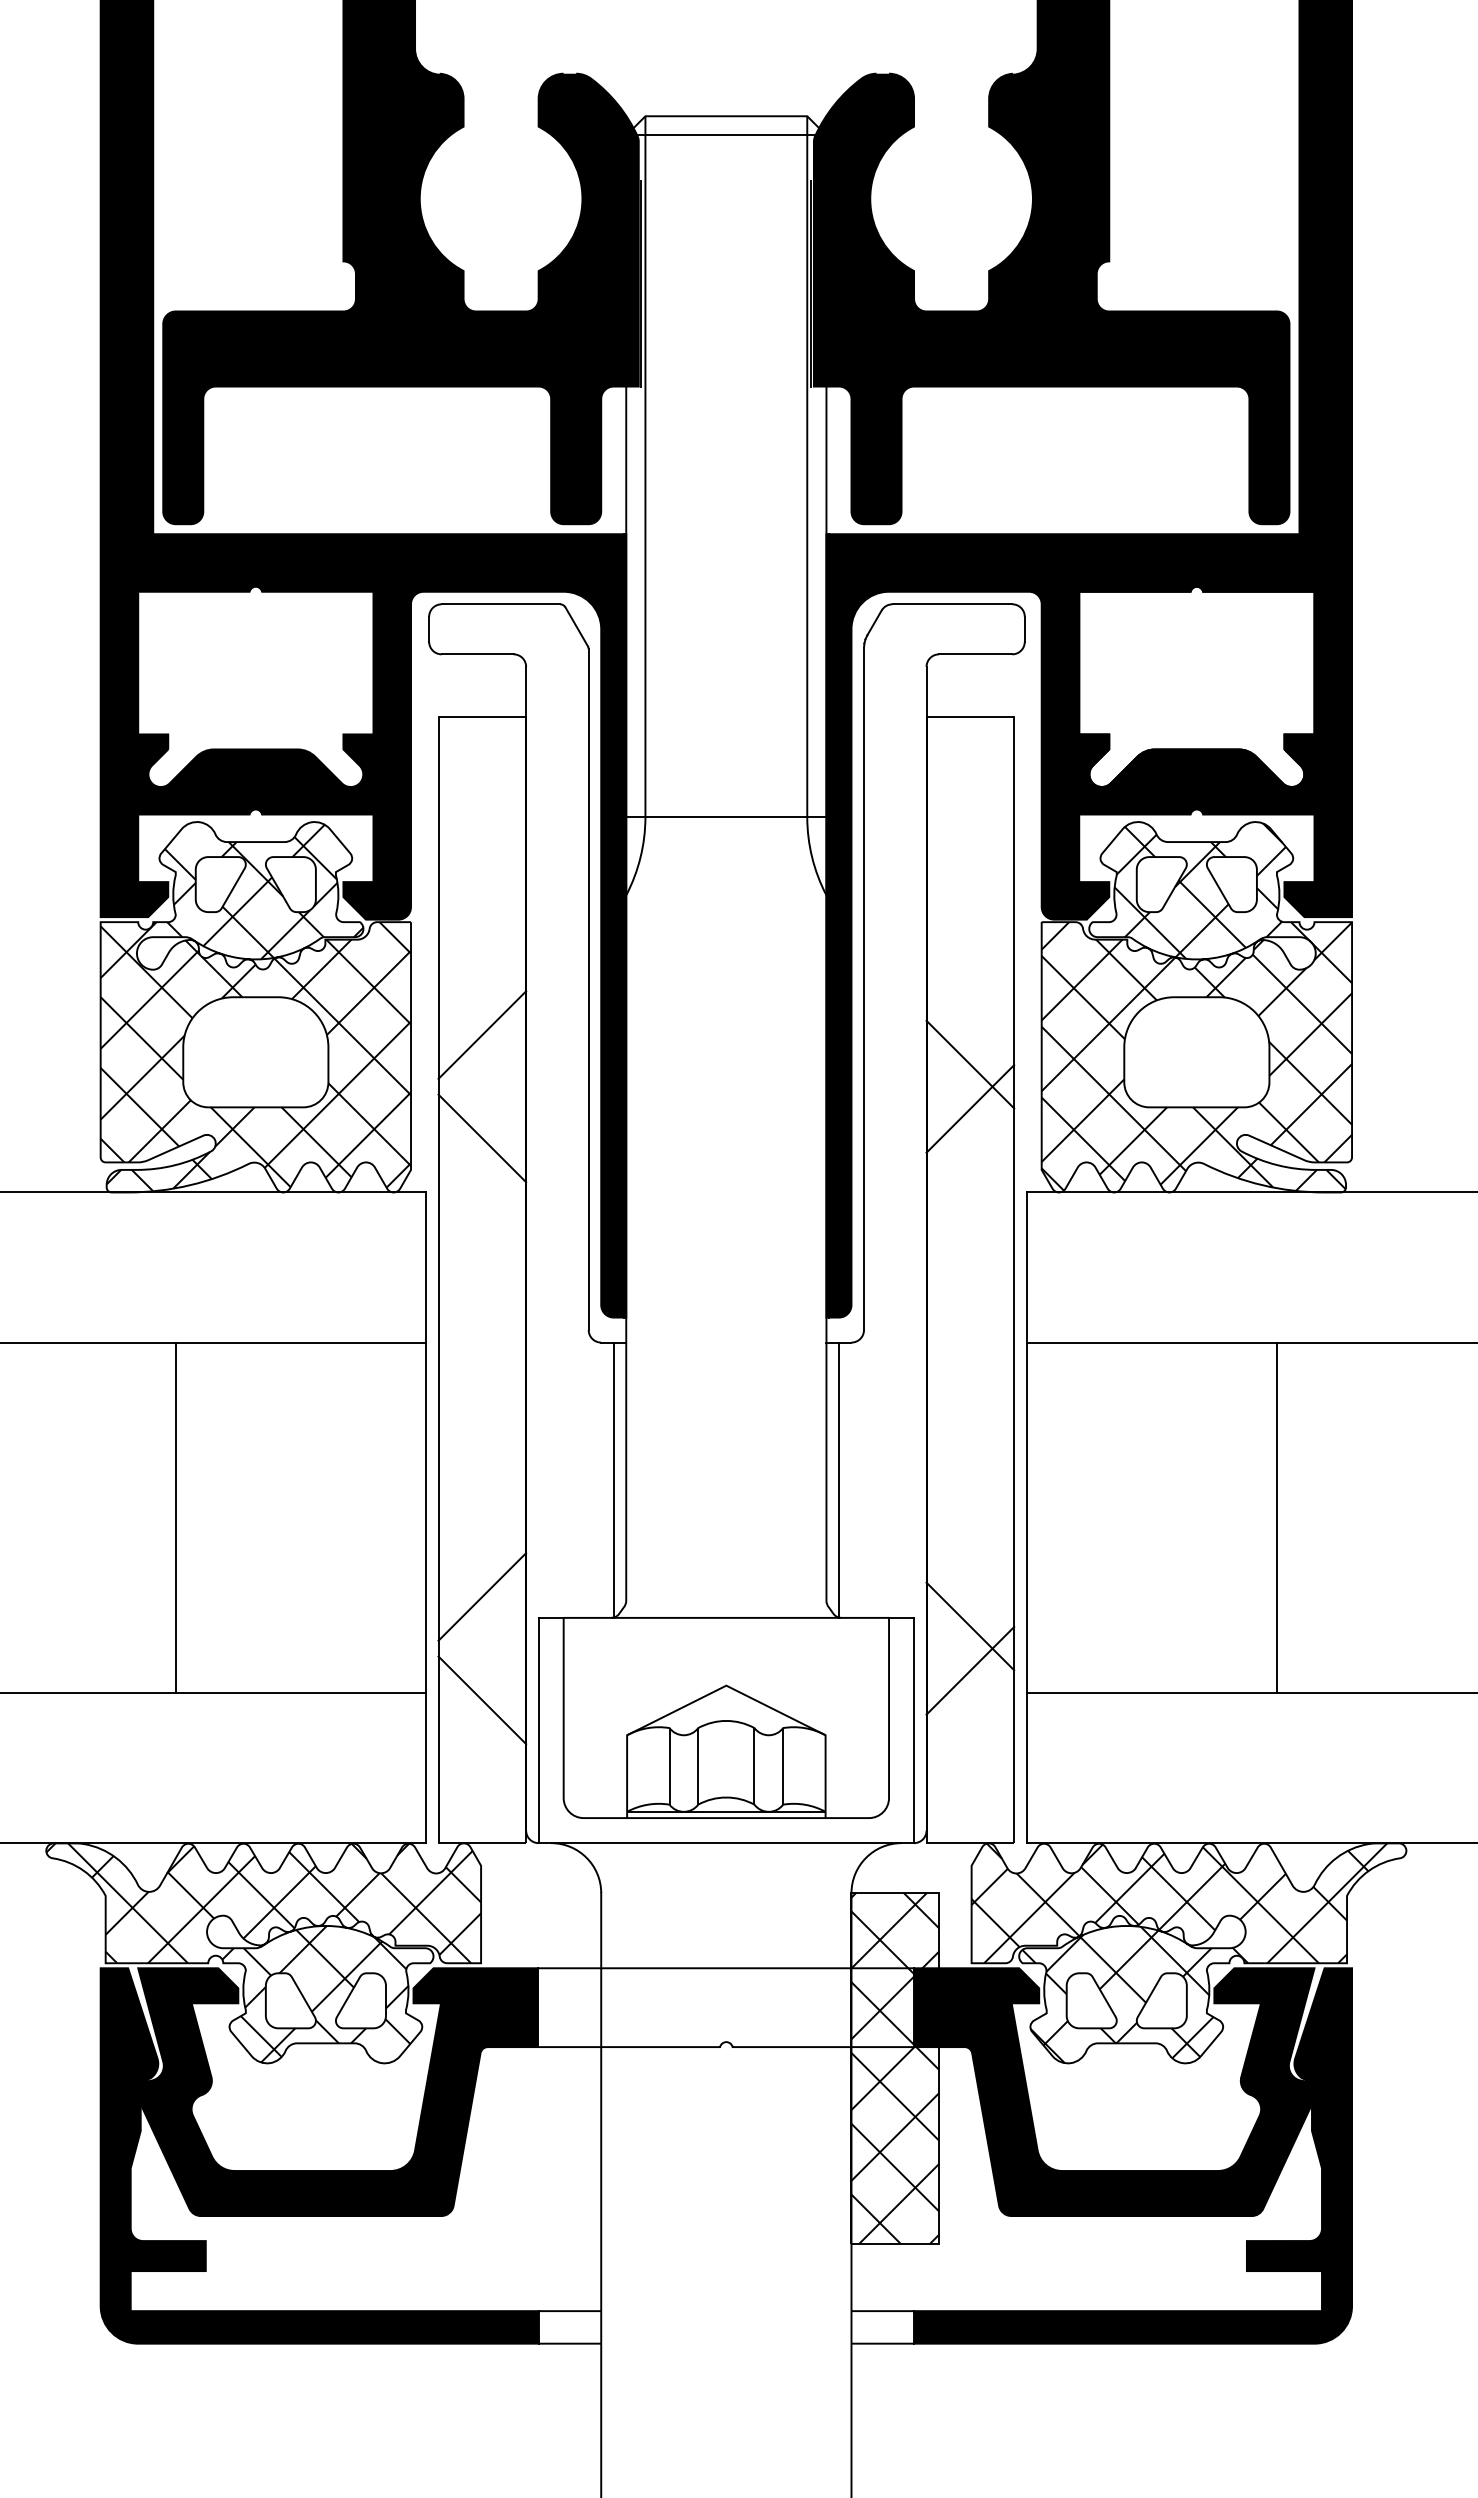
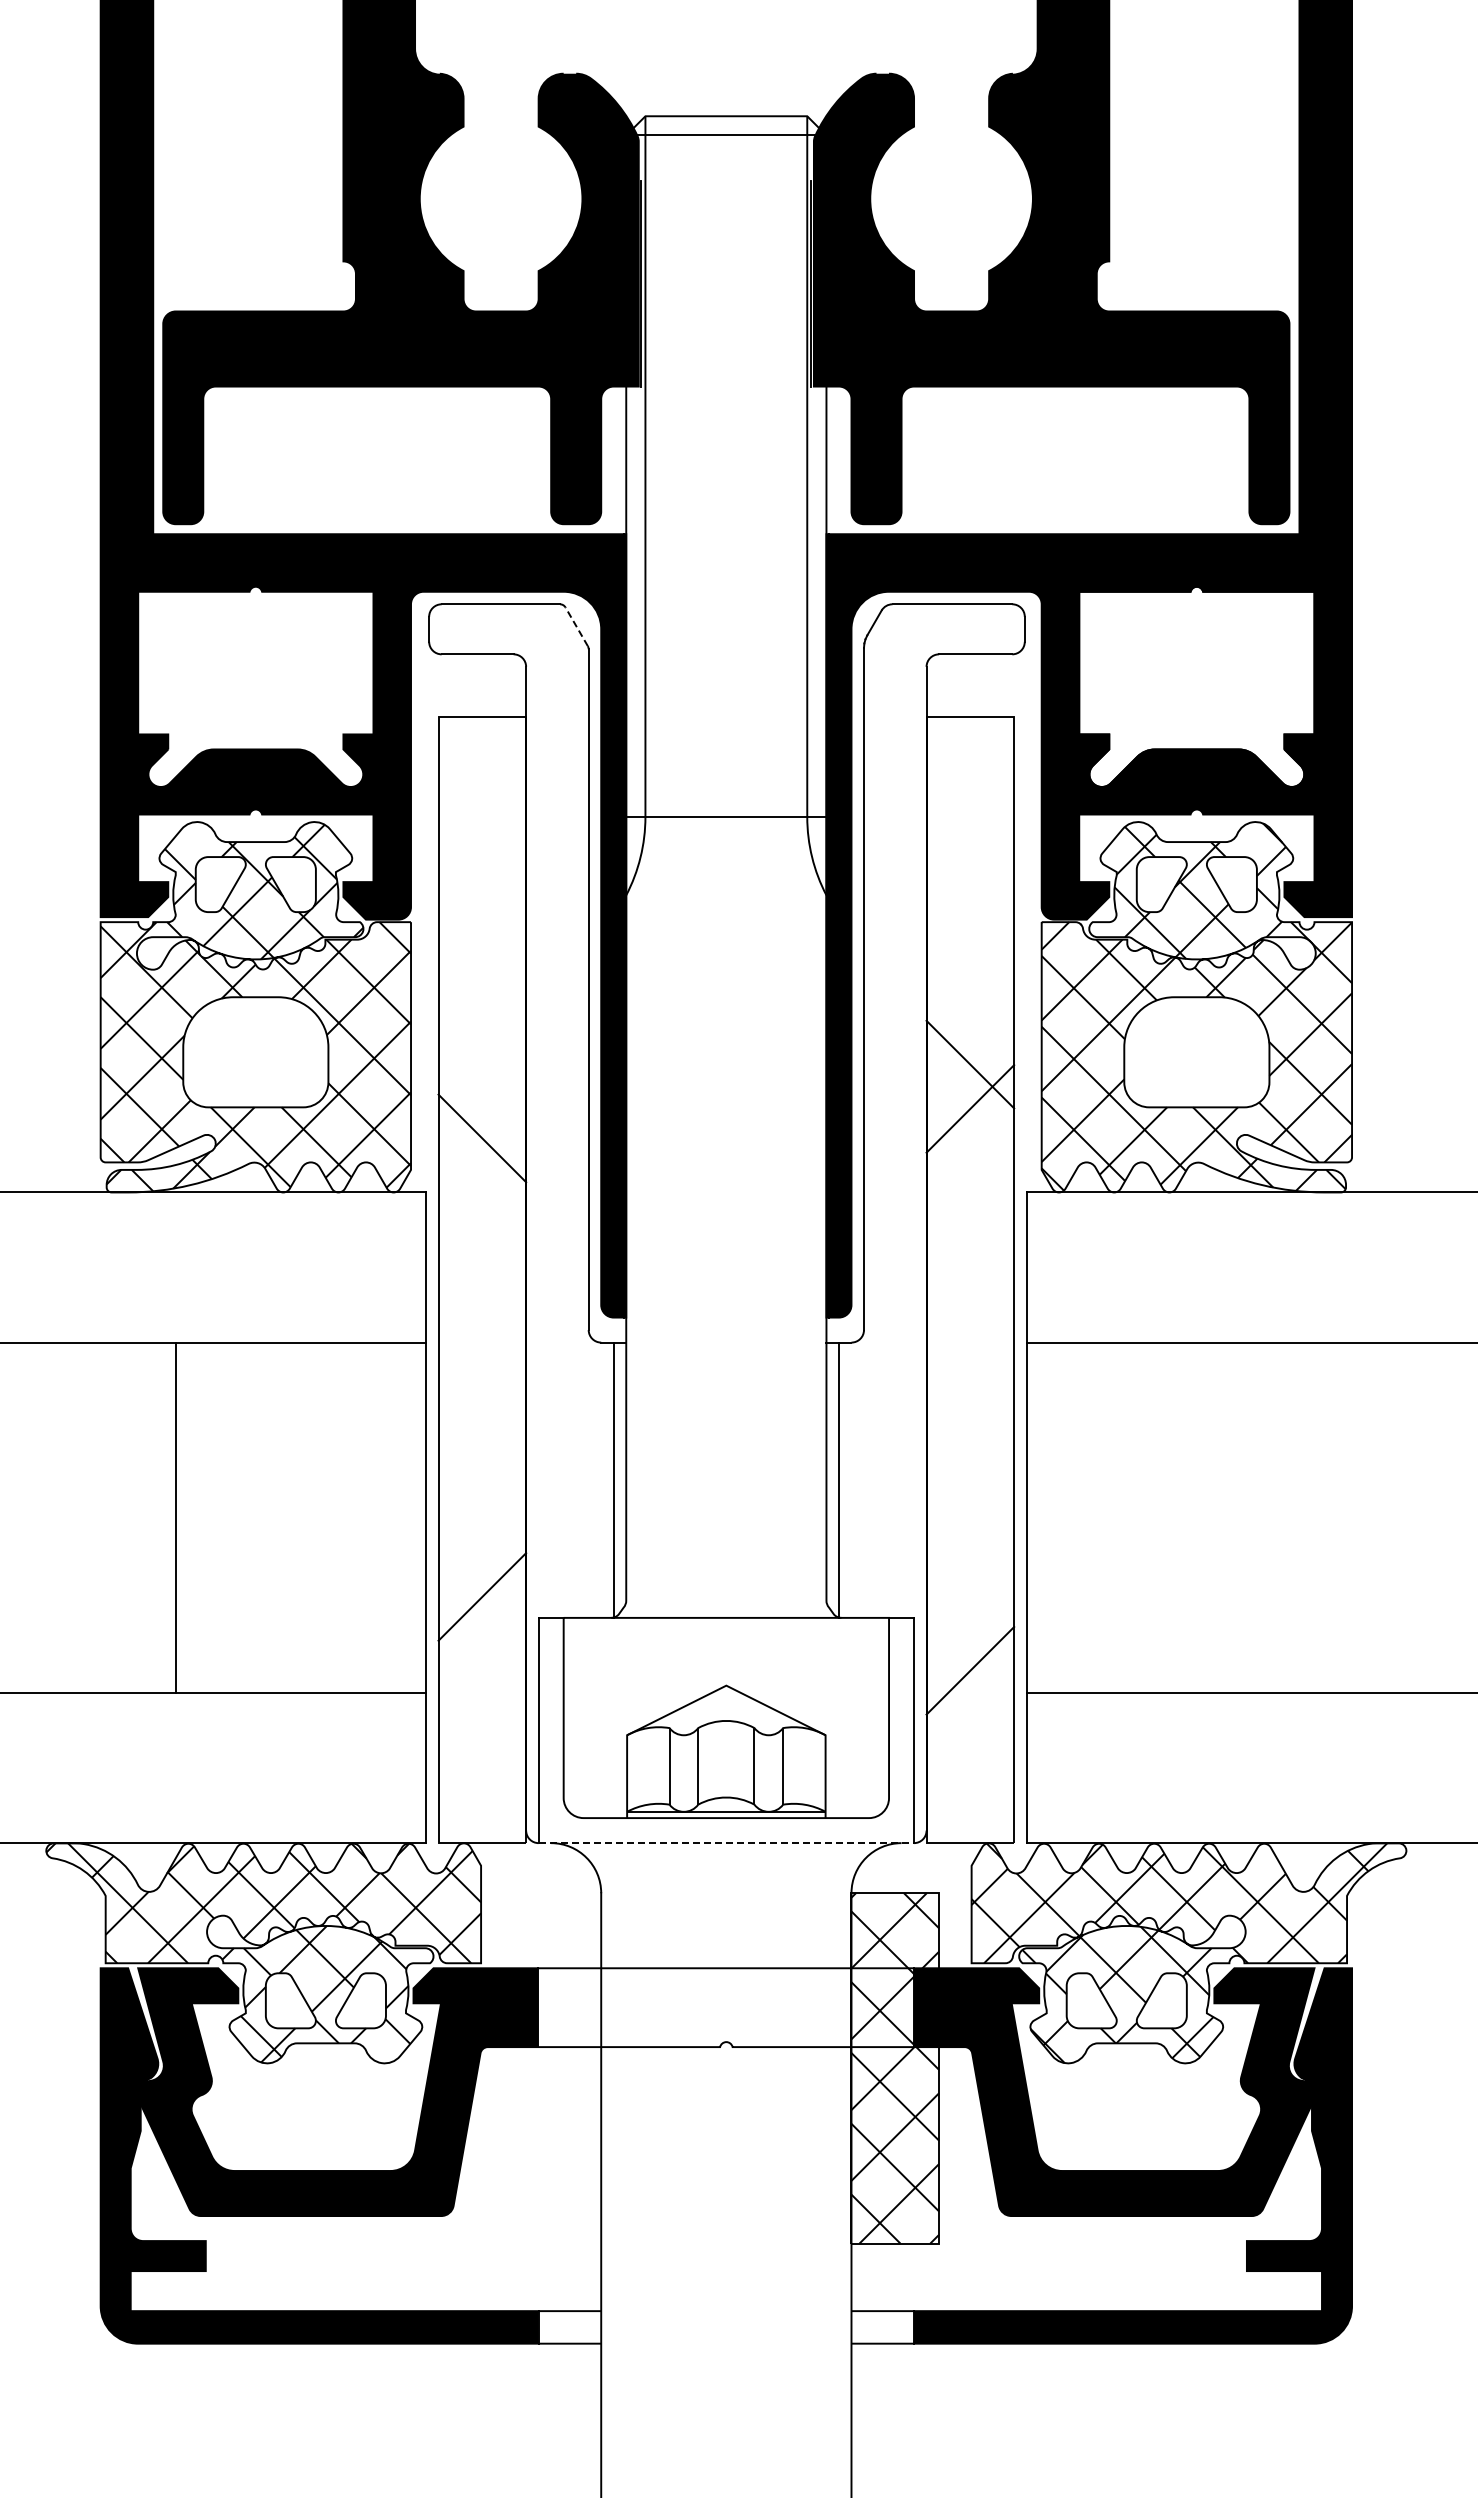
line: solid -> dashed (576, 626)
line: present -> none (482, 1034)
line: present -> none (1276, 1517)
line: present -> none (970, 1626)
line: present -> none (482, 1700)
line: solid -> dashed (726, 1843)
